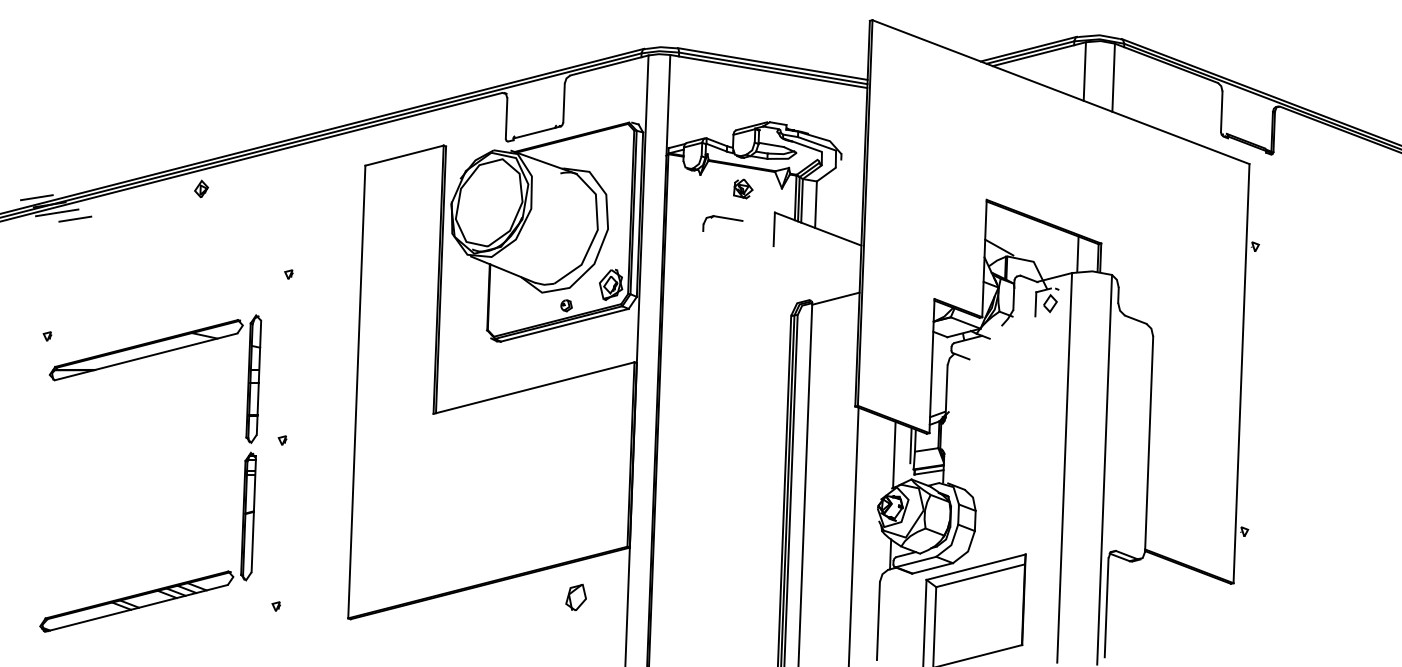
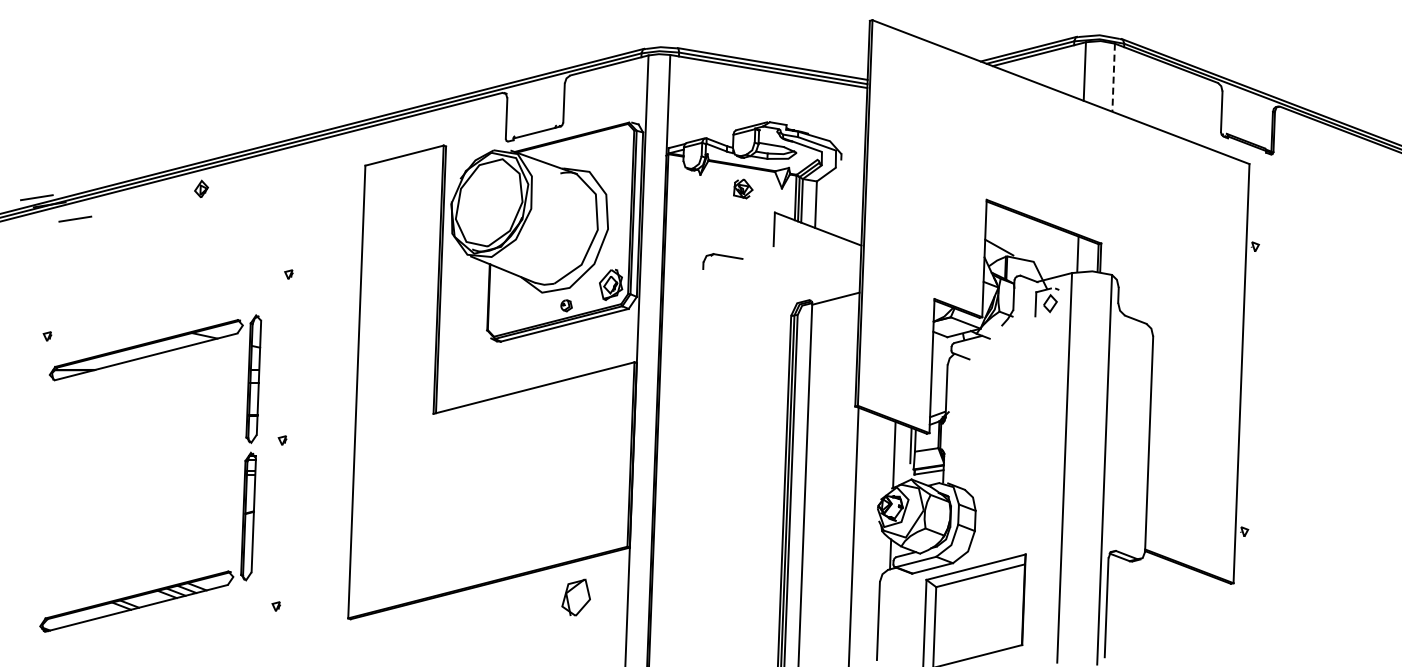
line: solid -> dashed (1113, 78)
line: present -> none (57, 212)
part position: (722, 223) -> (722, 261) (722, 261)
part size: 22x29 px -> 30x39 px (575, 597)
